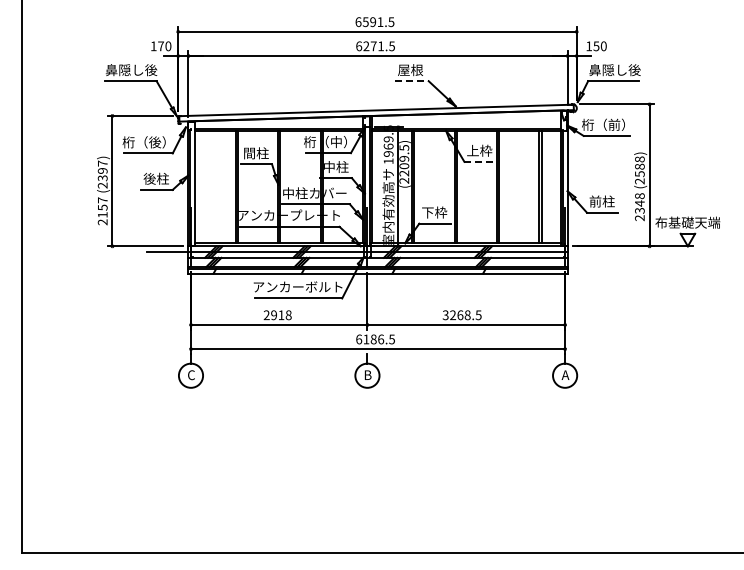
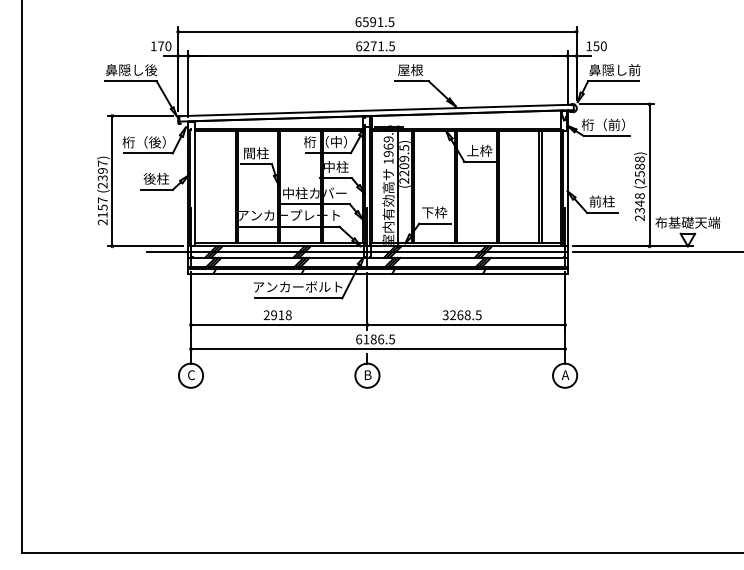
text: 鼻隠し後 -> 鼻隠し前 (634, 70)
line: dashed -> solid (412, 81)
line: dashed -> solid (480, 161)
line: none -> present (656, 252)
